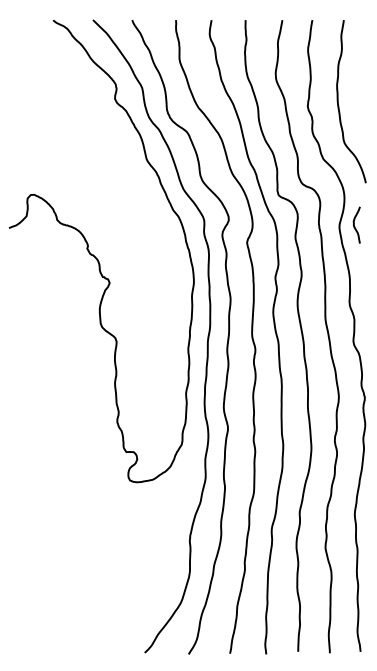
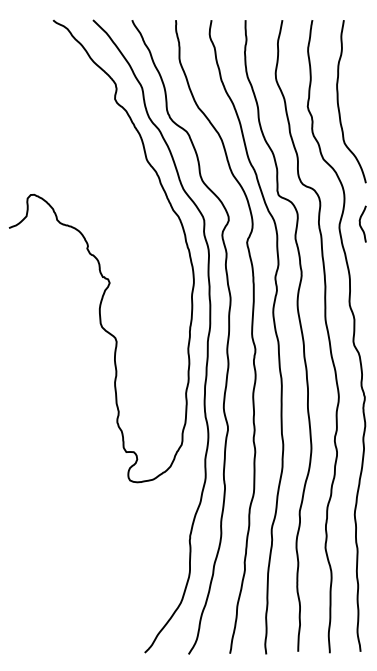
curve position: (354, 224) -> (360, 223) (360, 223)
